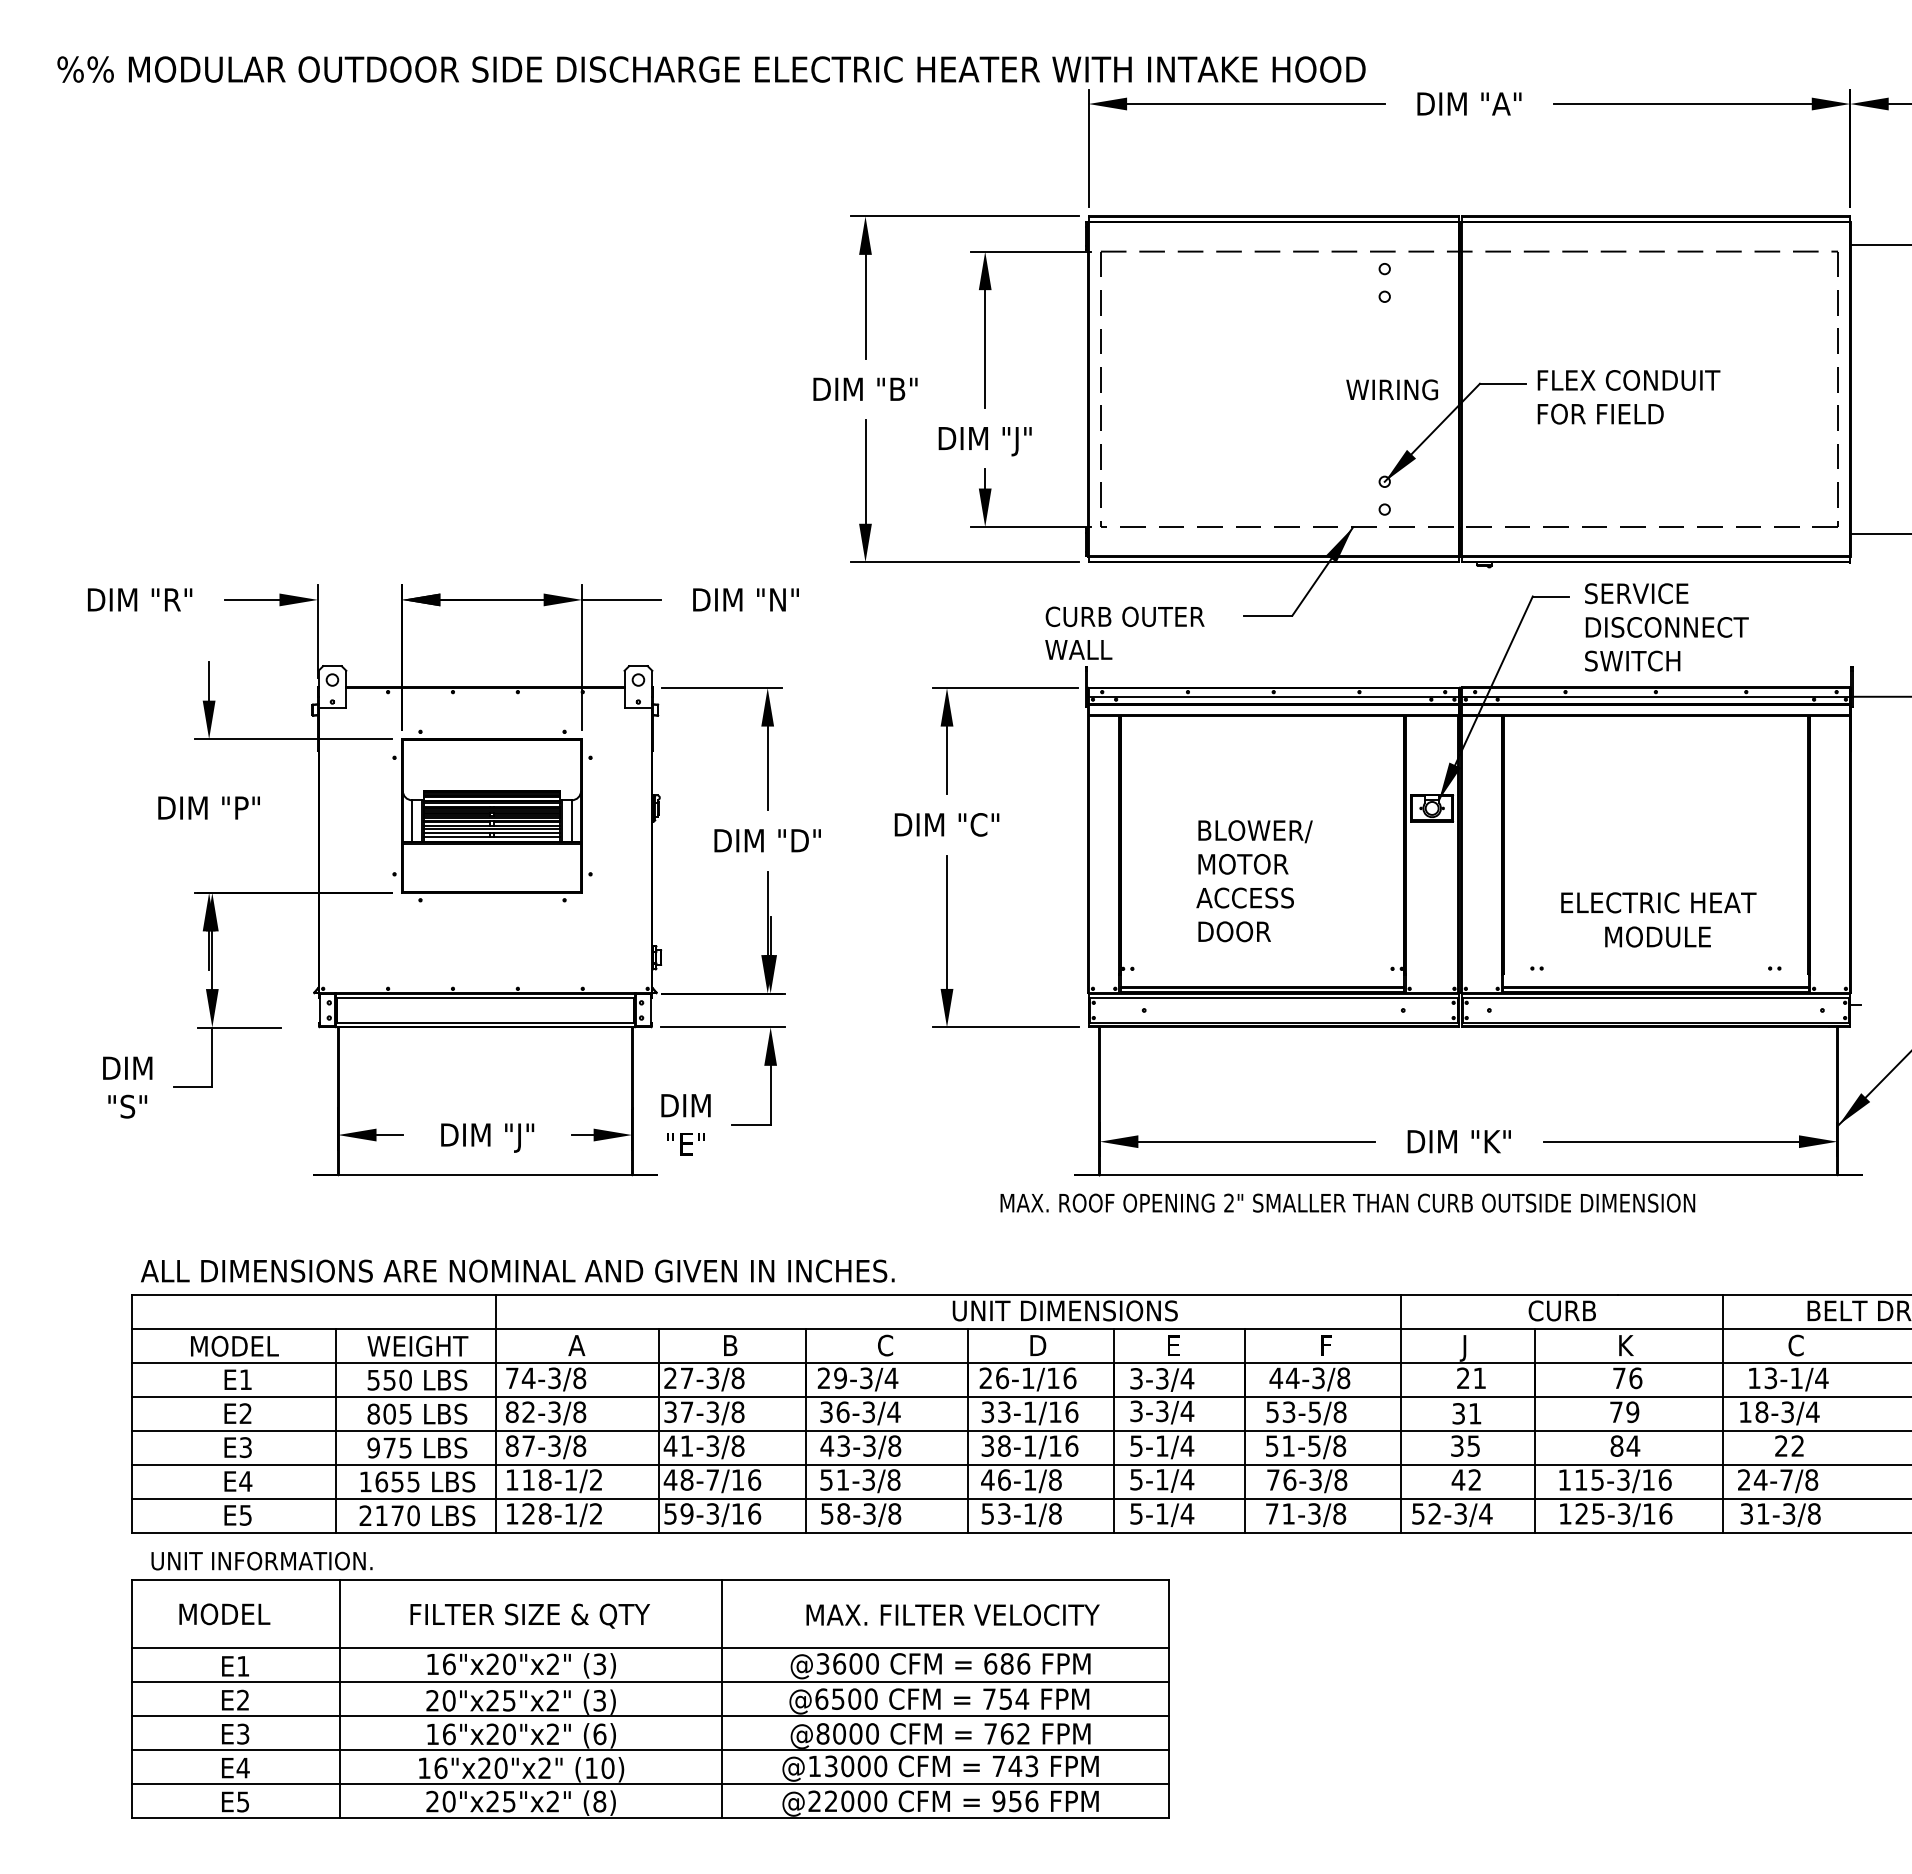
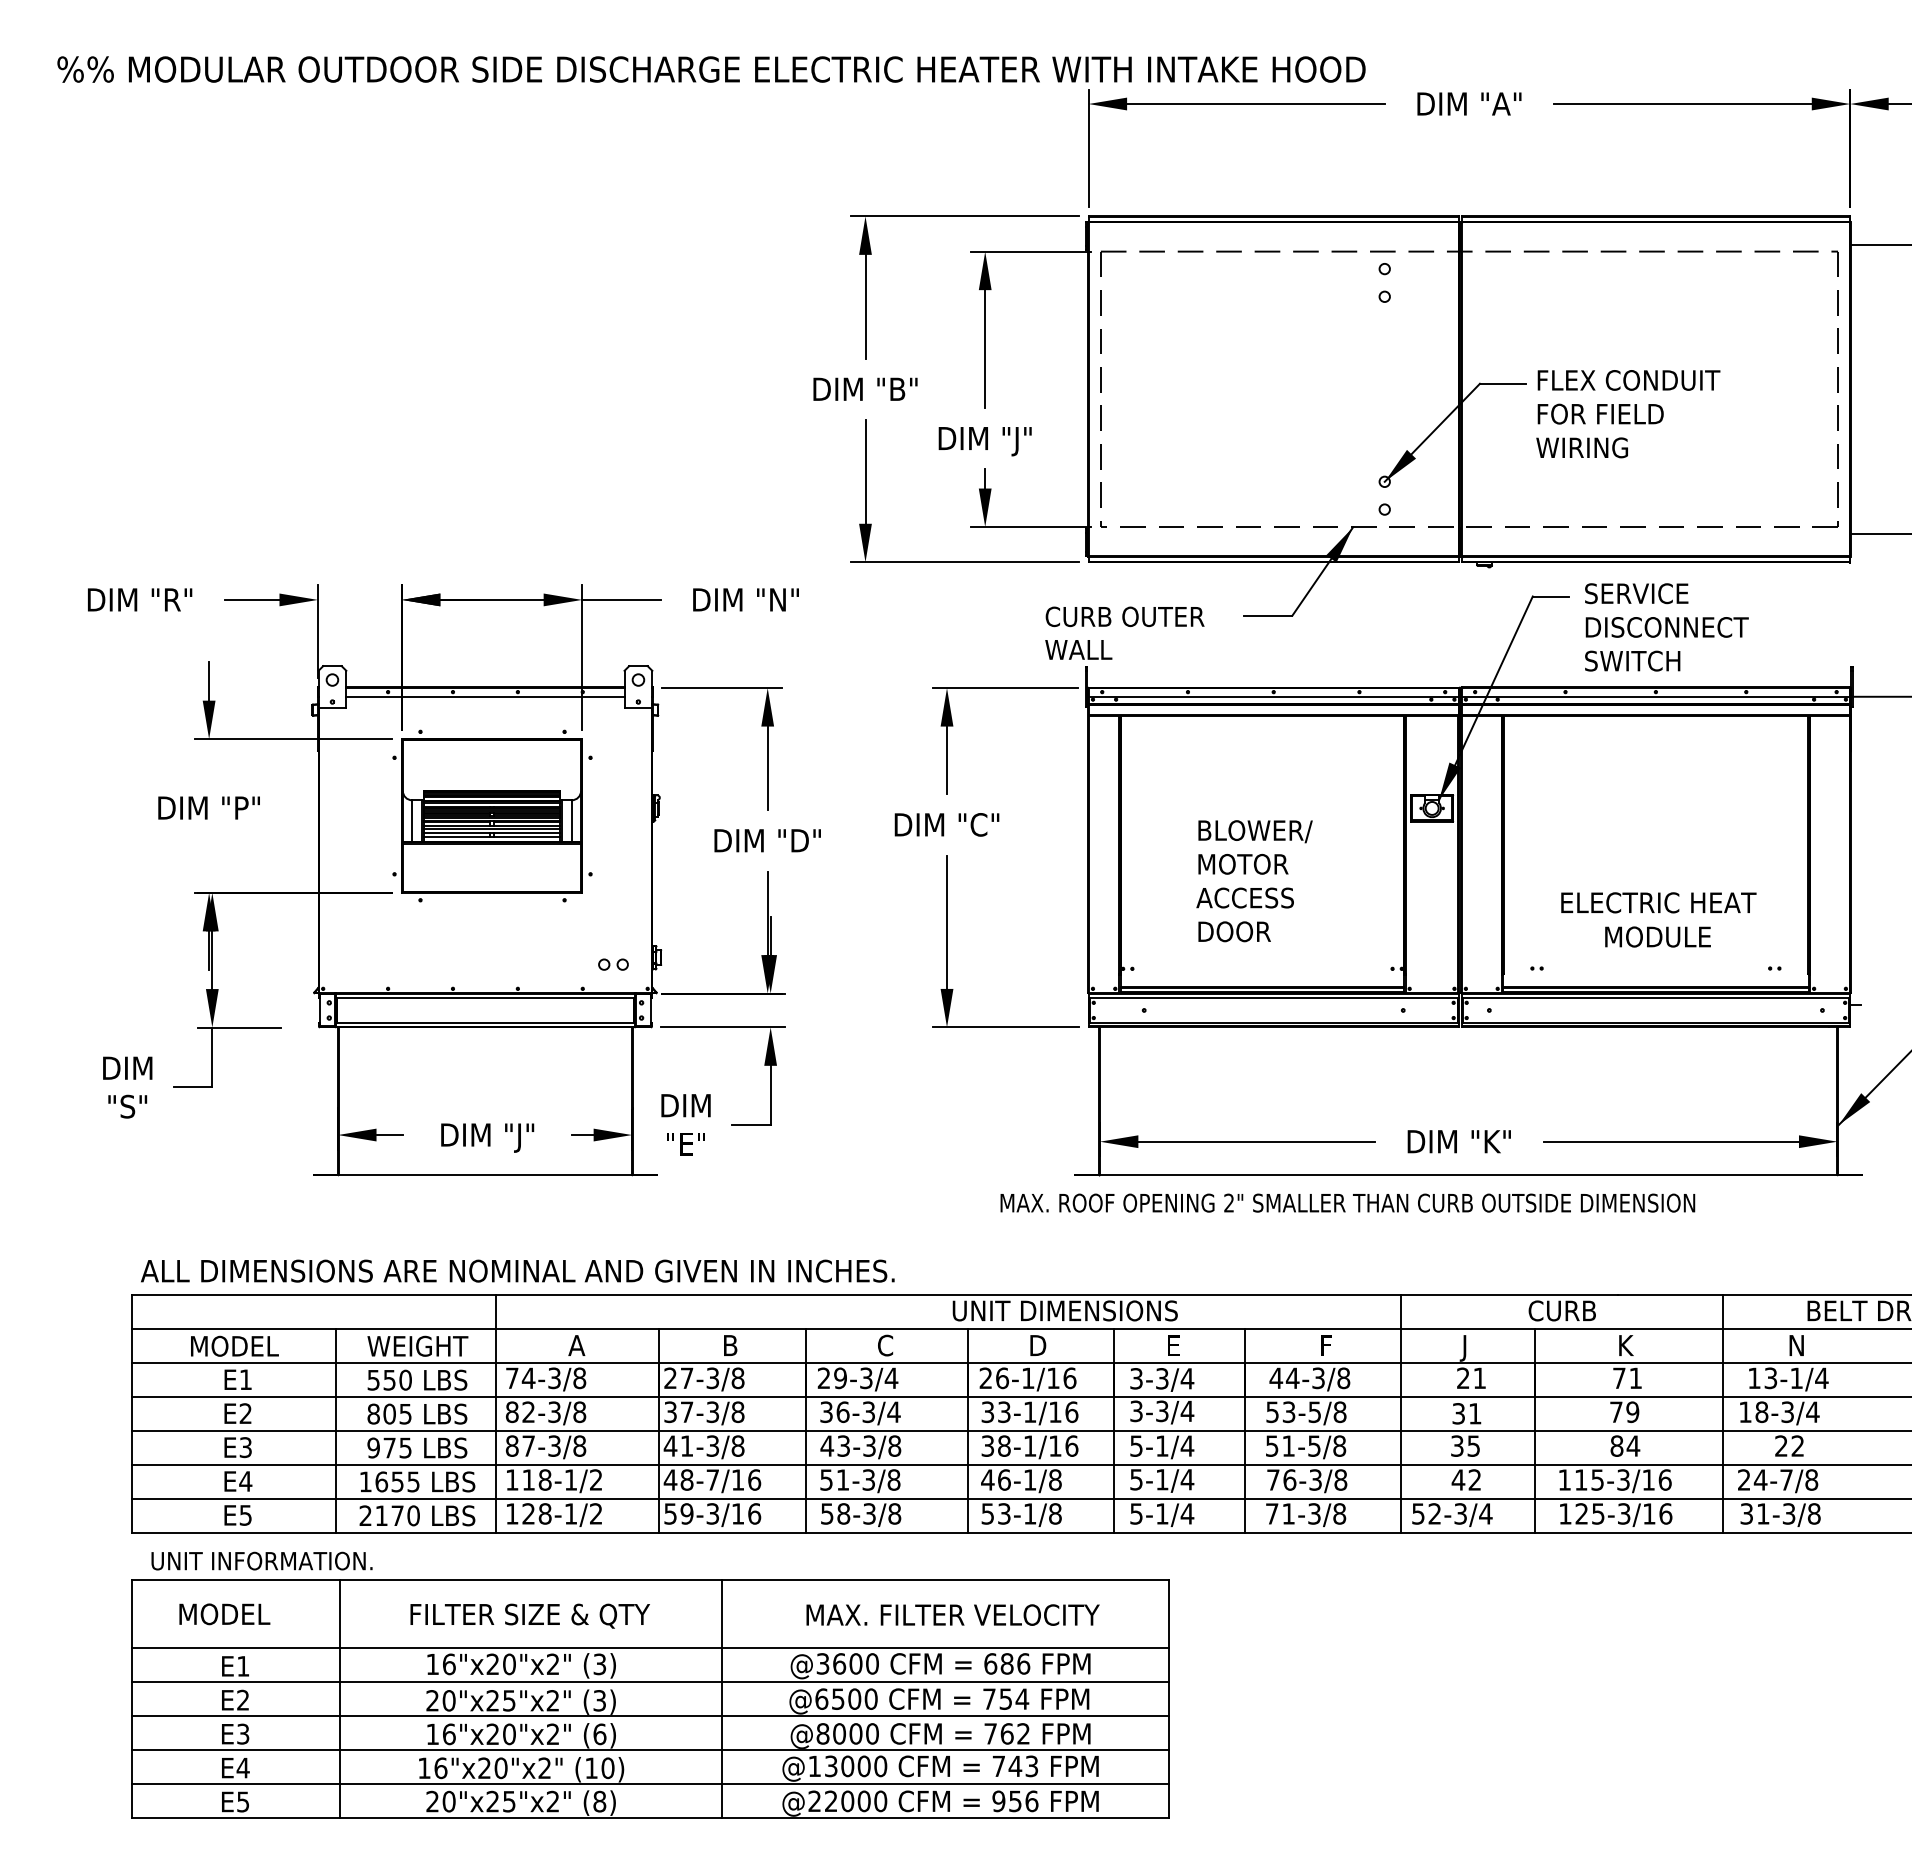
text position: (1391, 389) -> (1581, 447) (1581, 447)
line: none -> present (485, 696)
part: none -> present (613, 964)
text: C -> N (1795, 1345)
text: 76 -> 71 (1635, 1378)
